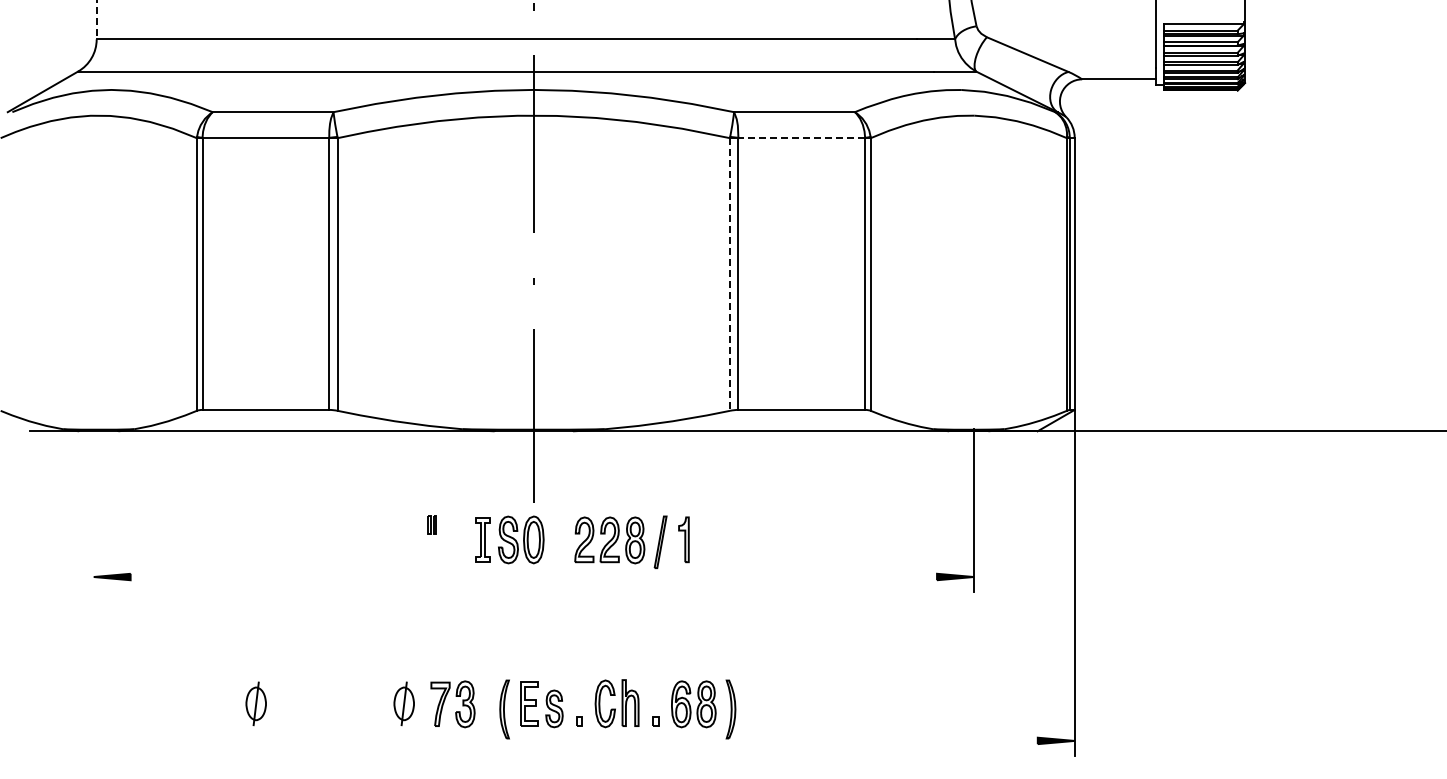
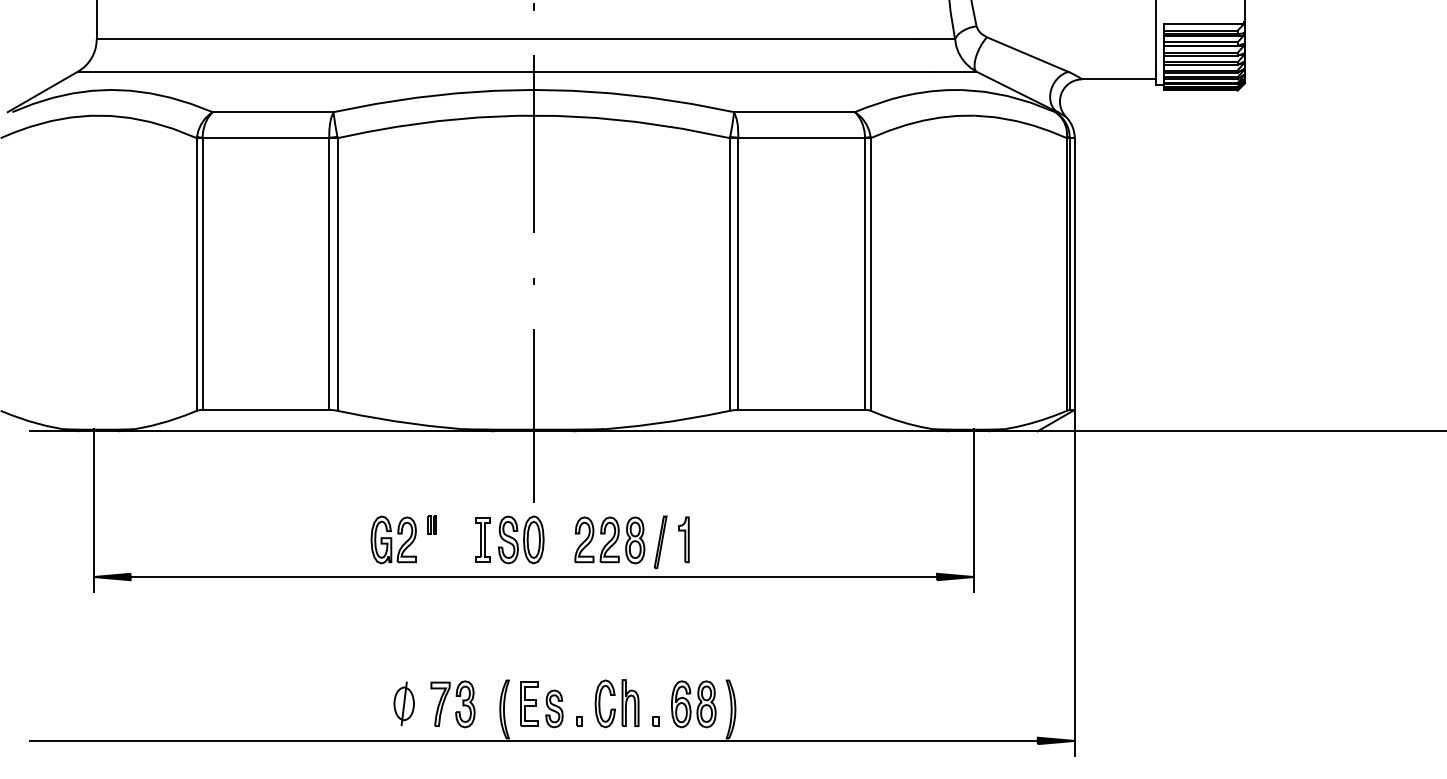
line: dashed -> solid (96, 20)
line: dashed -> solid (801, 137)
line: dashed -> solid (729, 275)
line: none -> present (93, 510)
part: none -> present (393, 539)
line: none -> present (533, 577)
part: present -> none (255, 703)
line: none -> present (533, 740)
